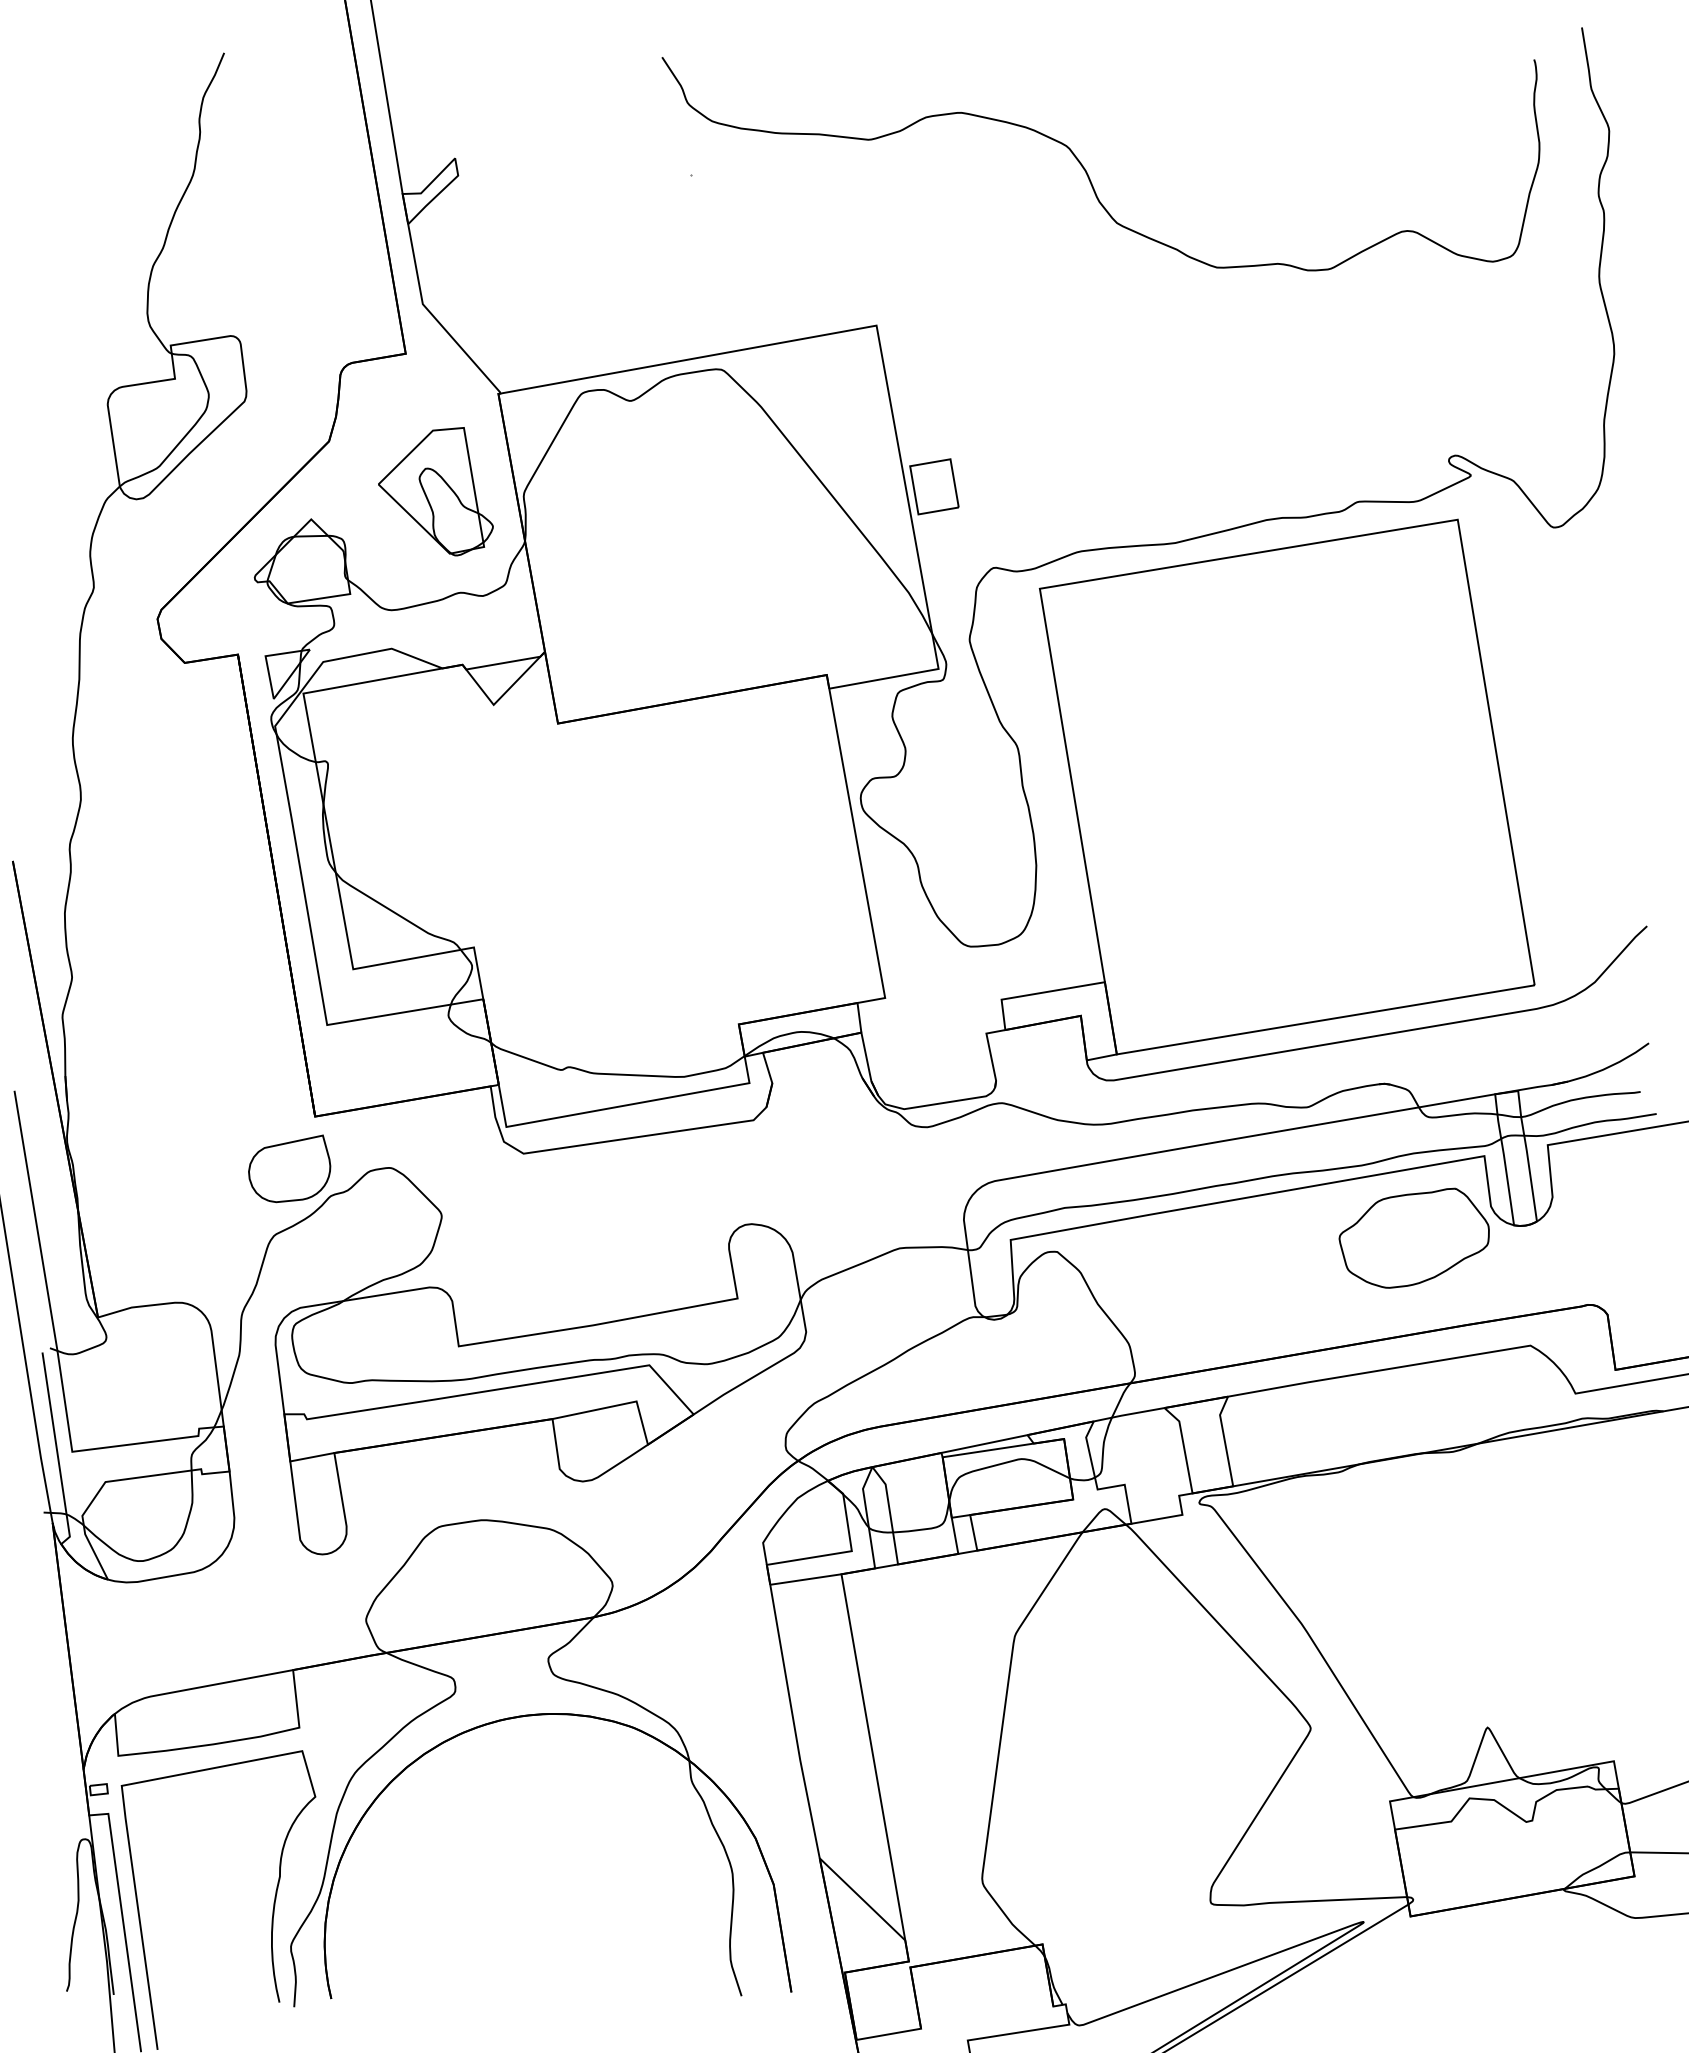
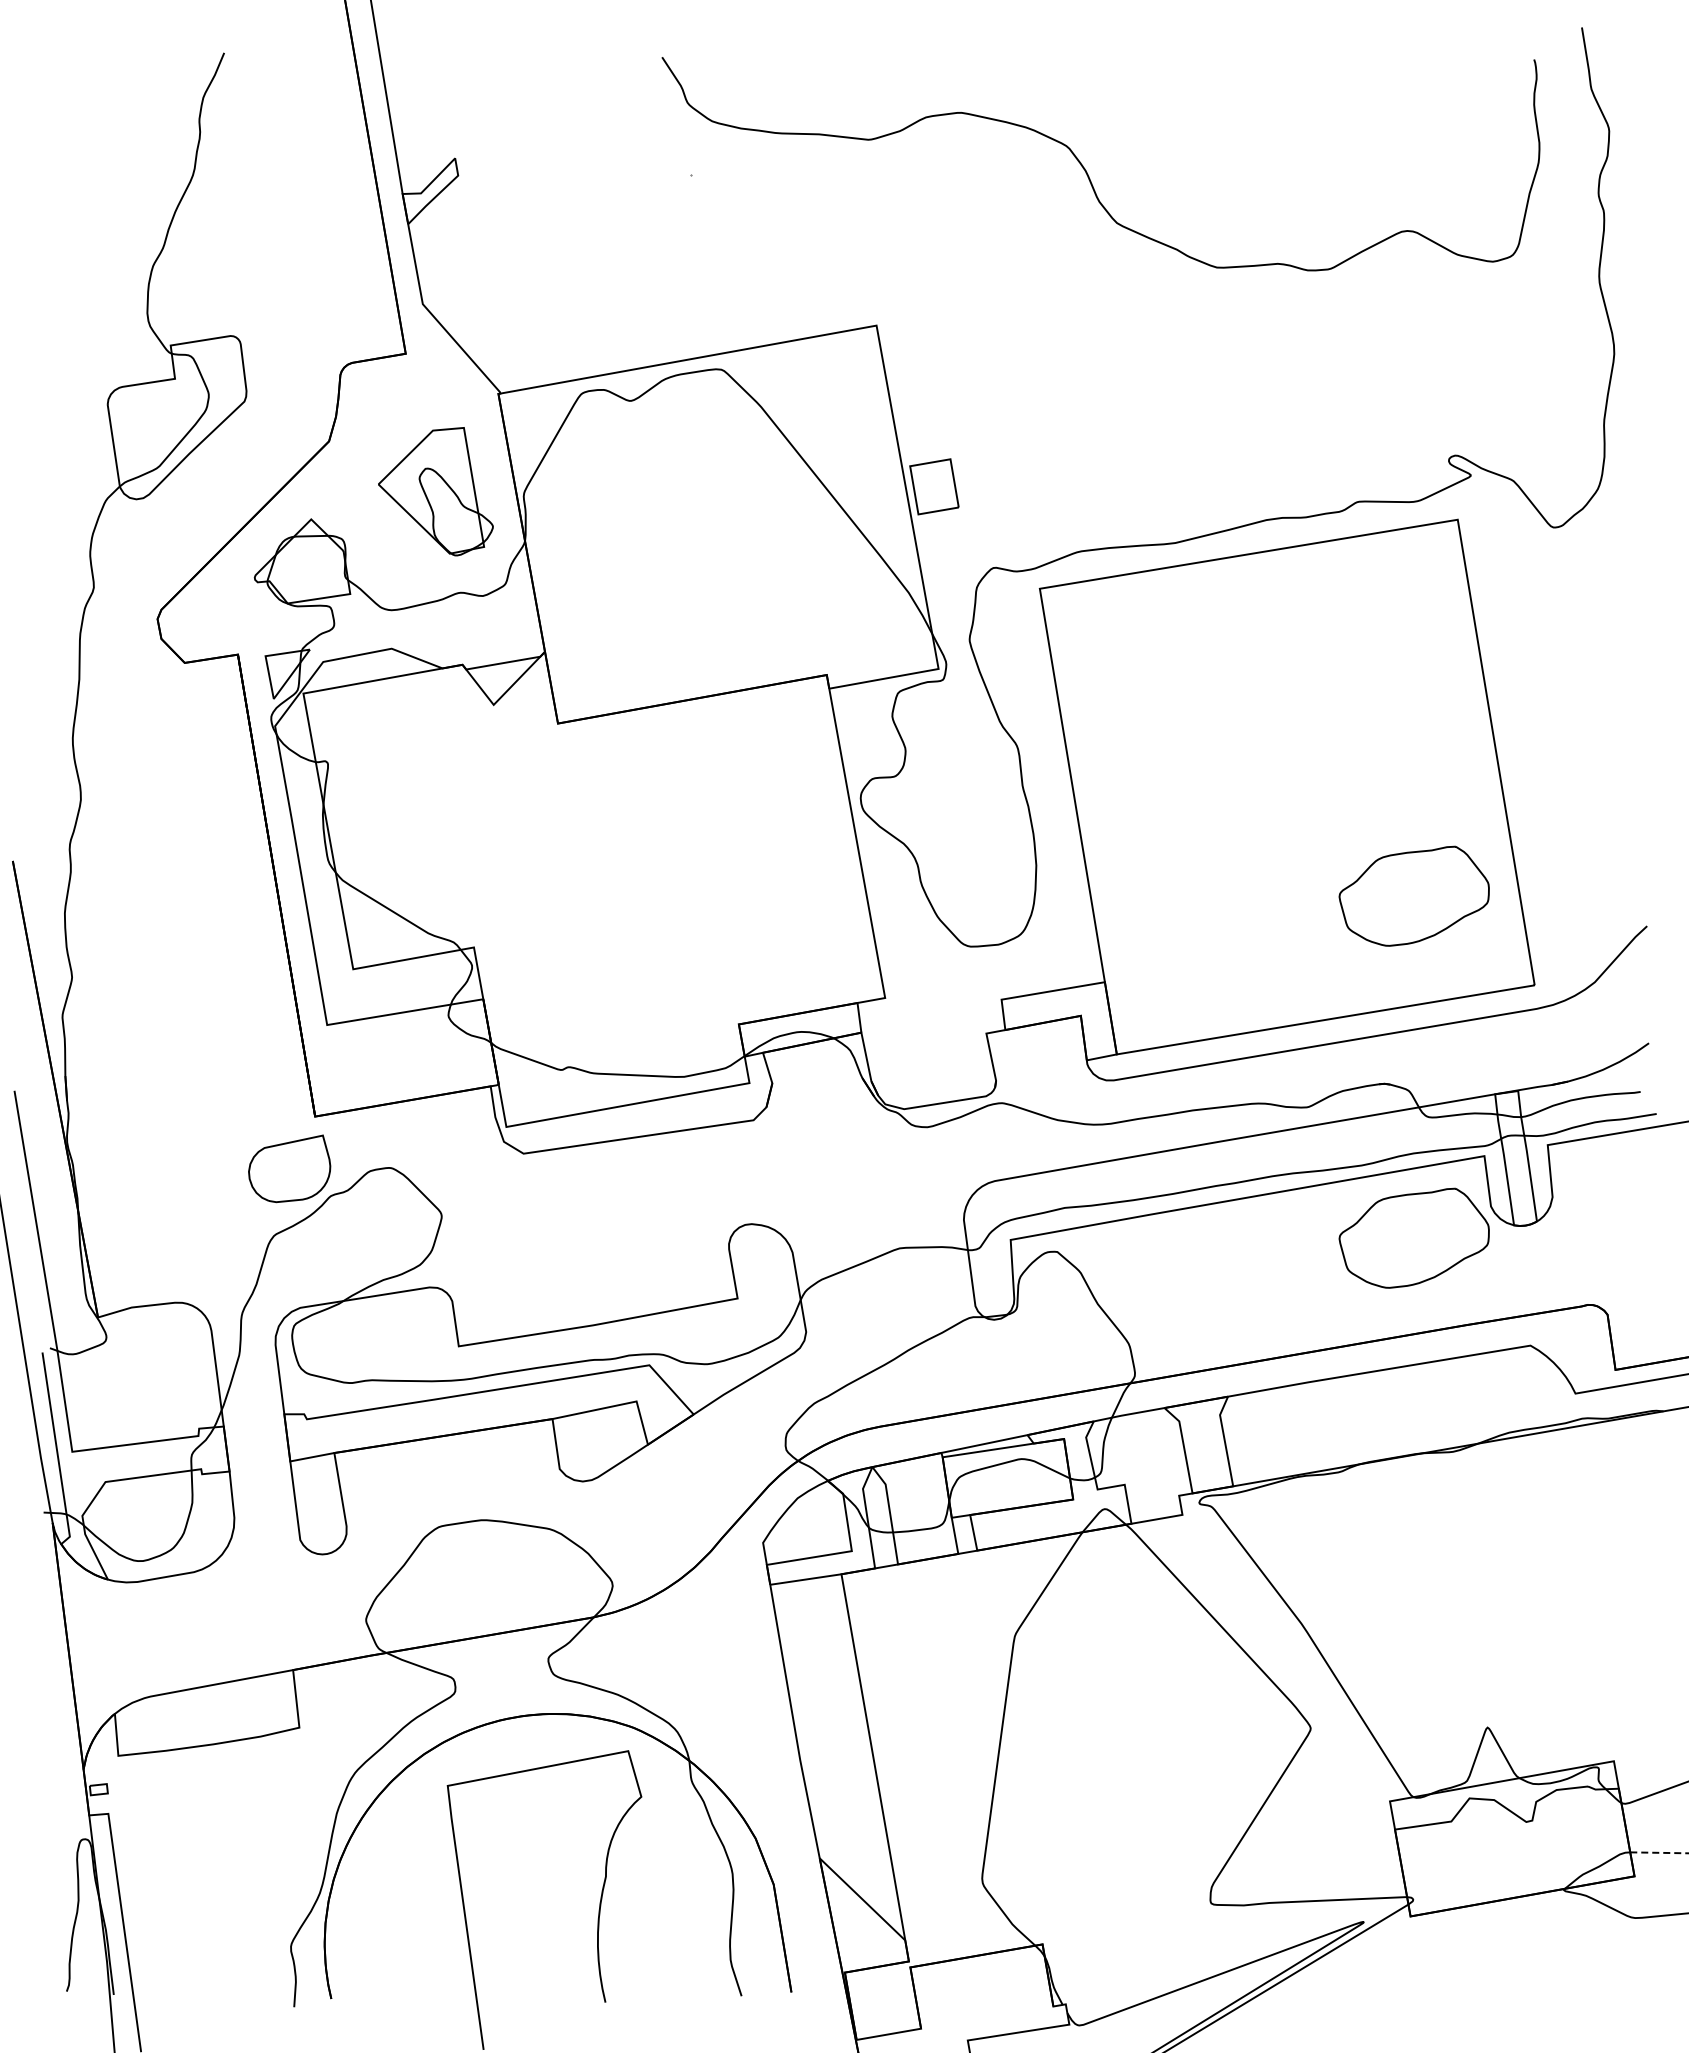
part: none -> present (1413, 895)
line: solid -> dashed (1660, 1852)
curve position: (273, 1902) -> (599, 1902) (599, 1902)
